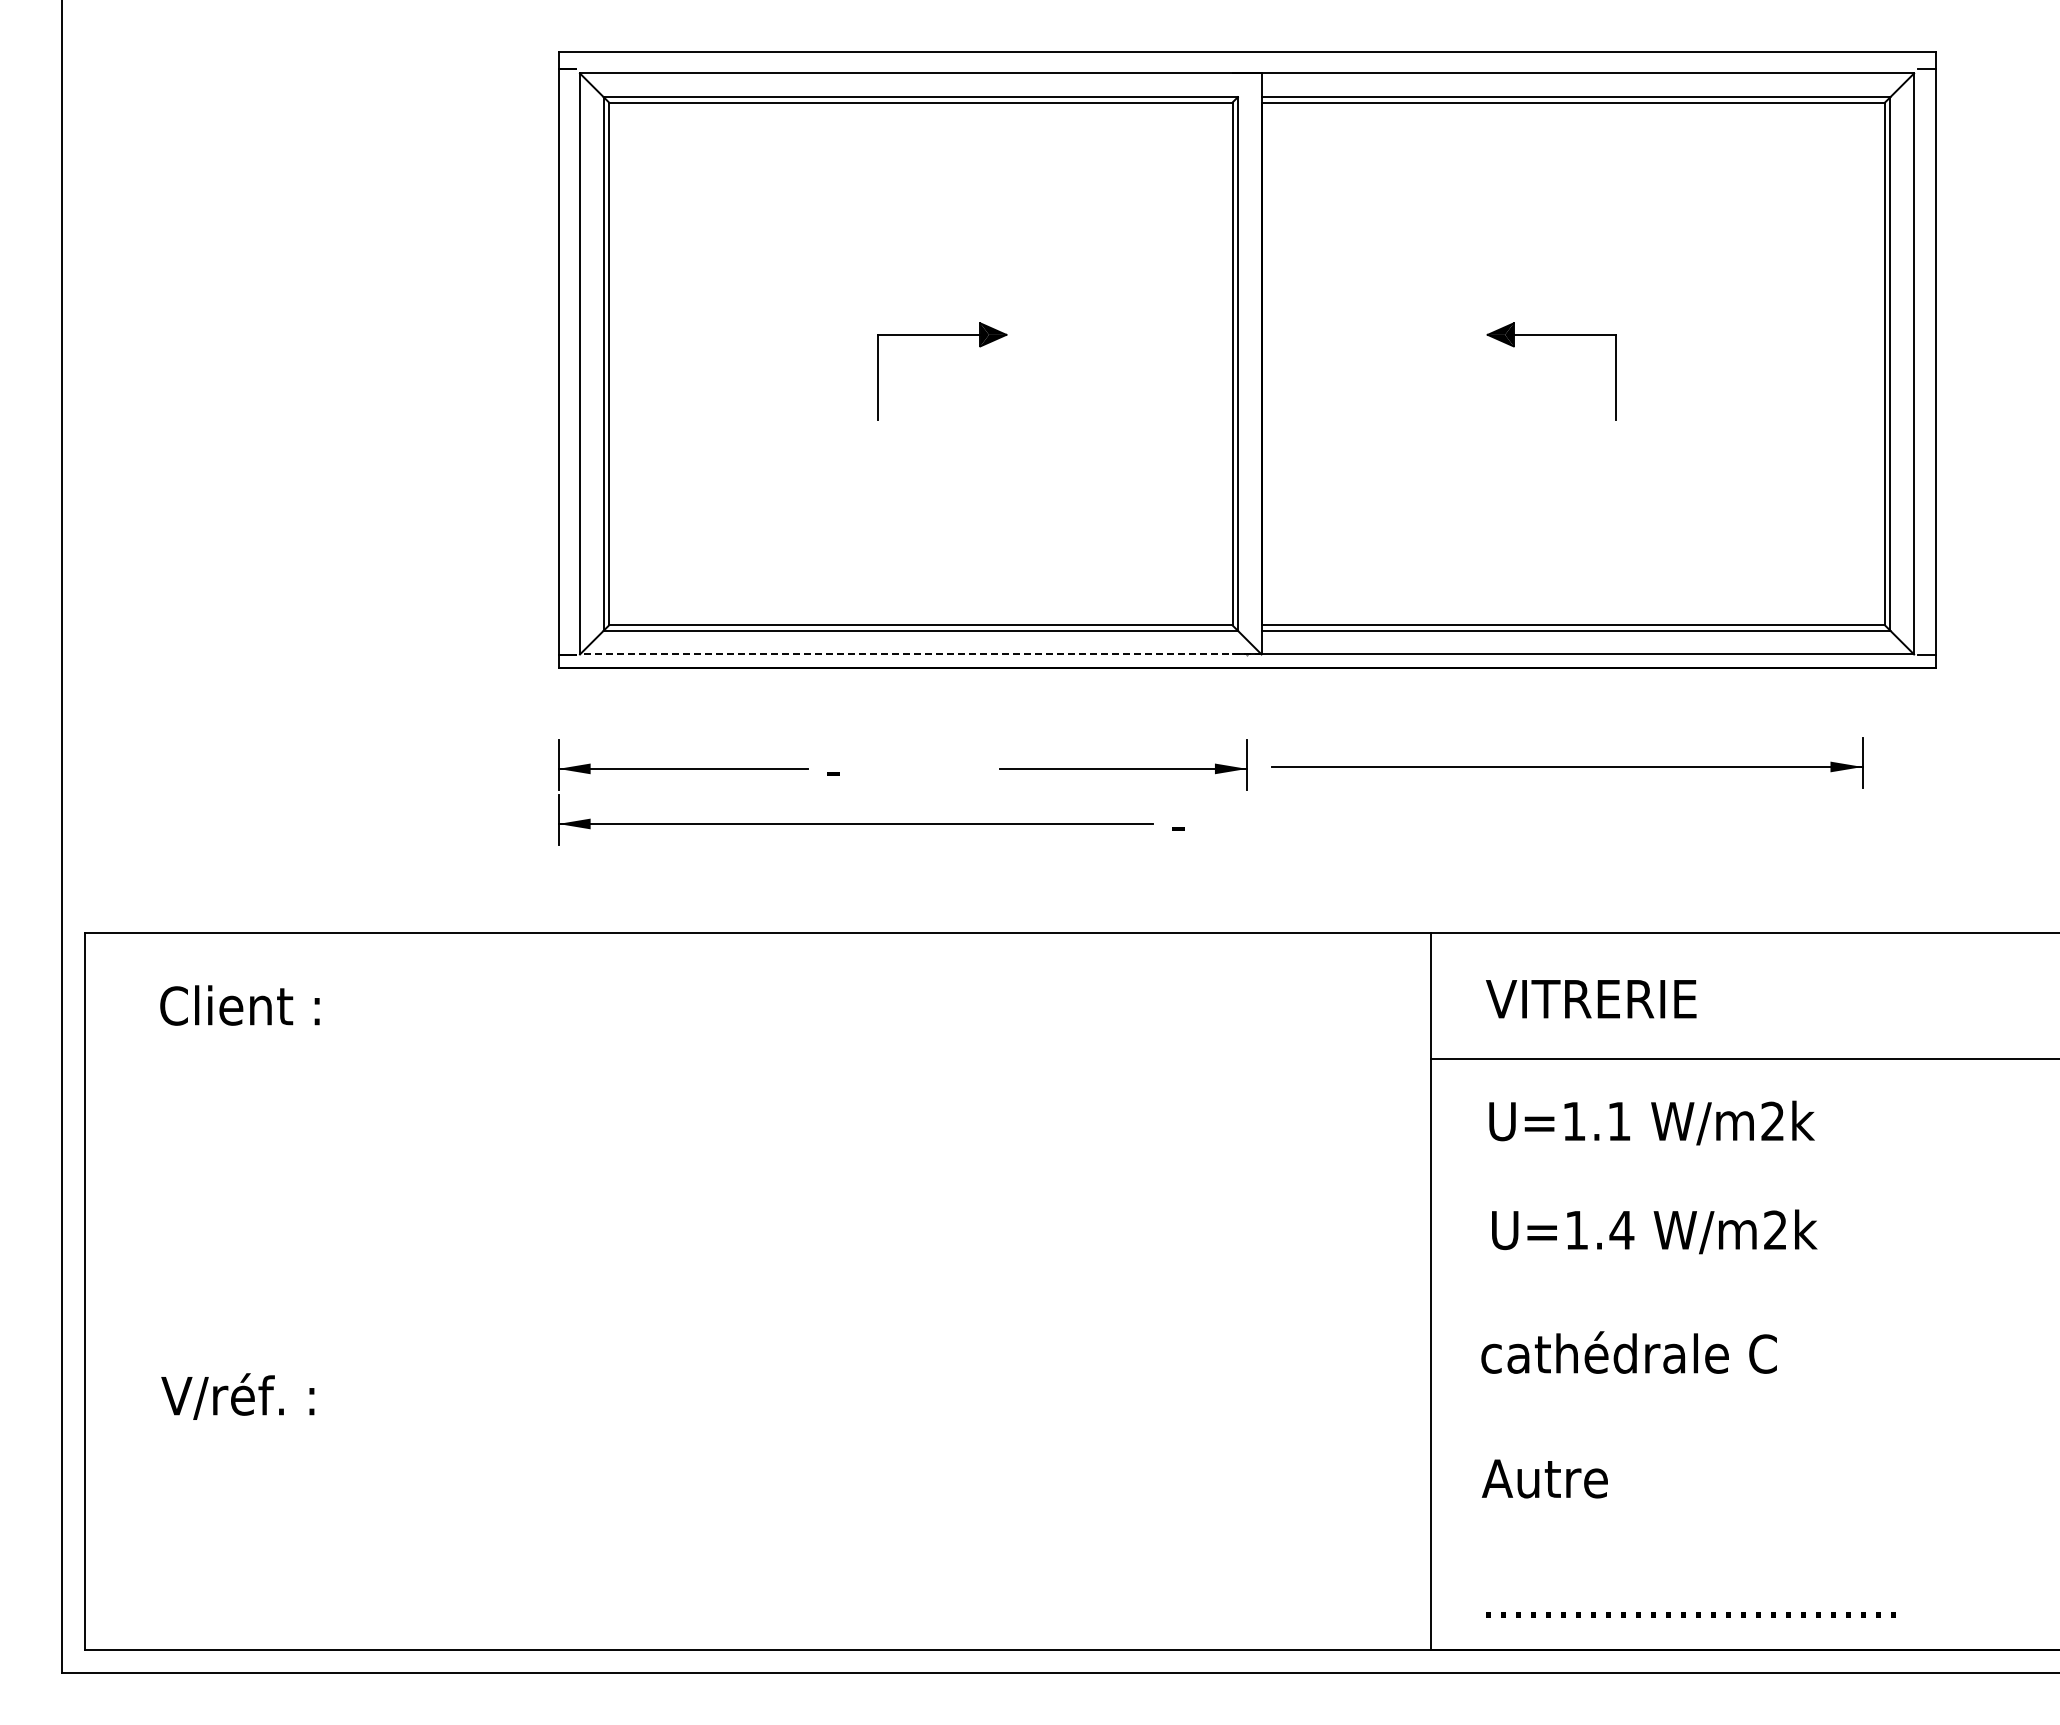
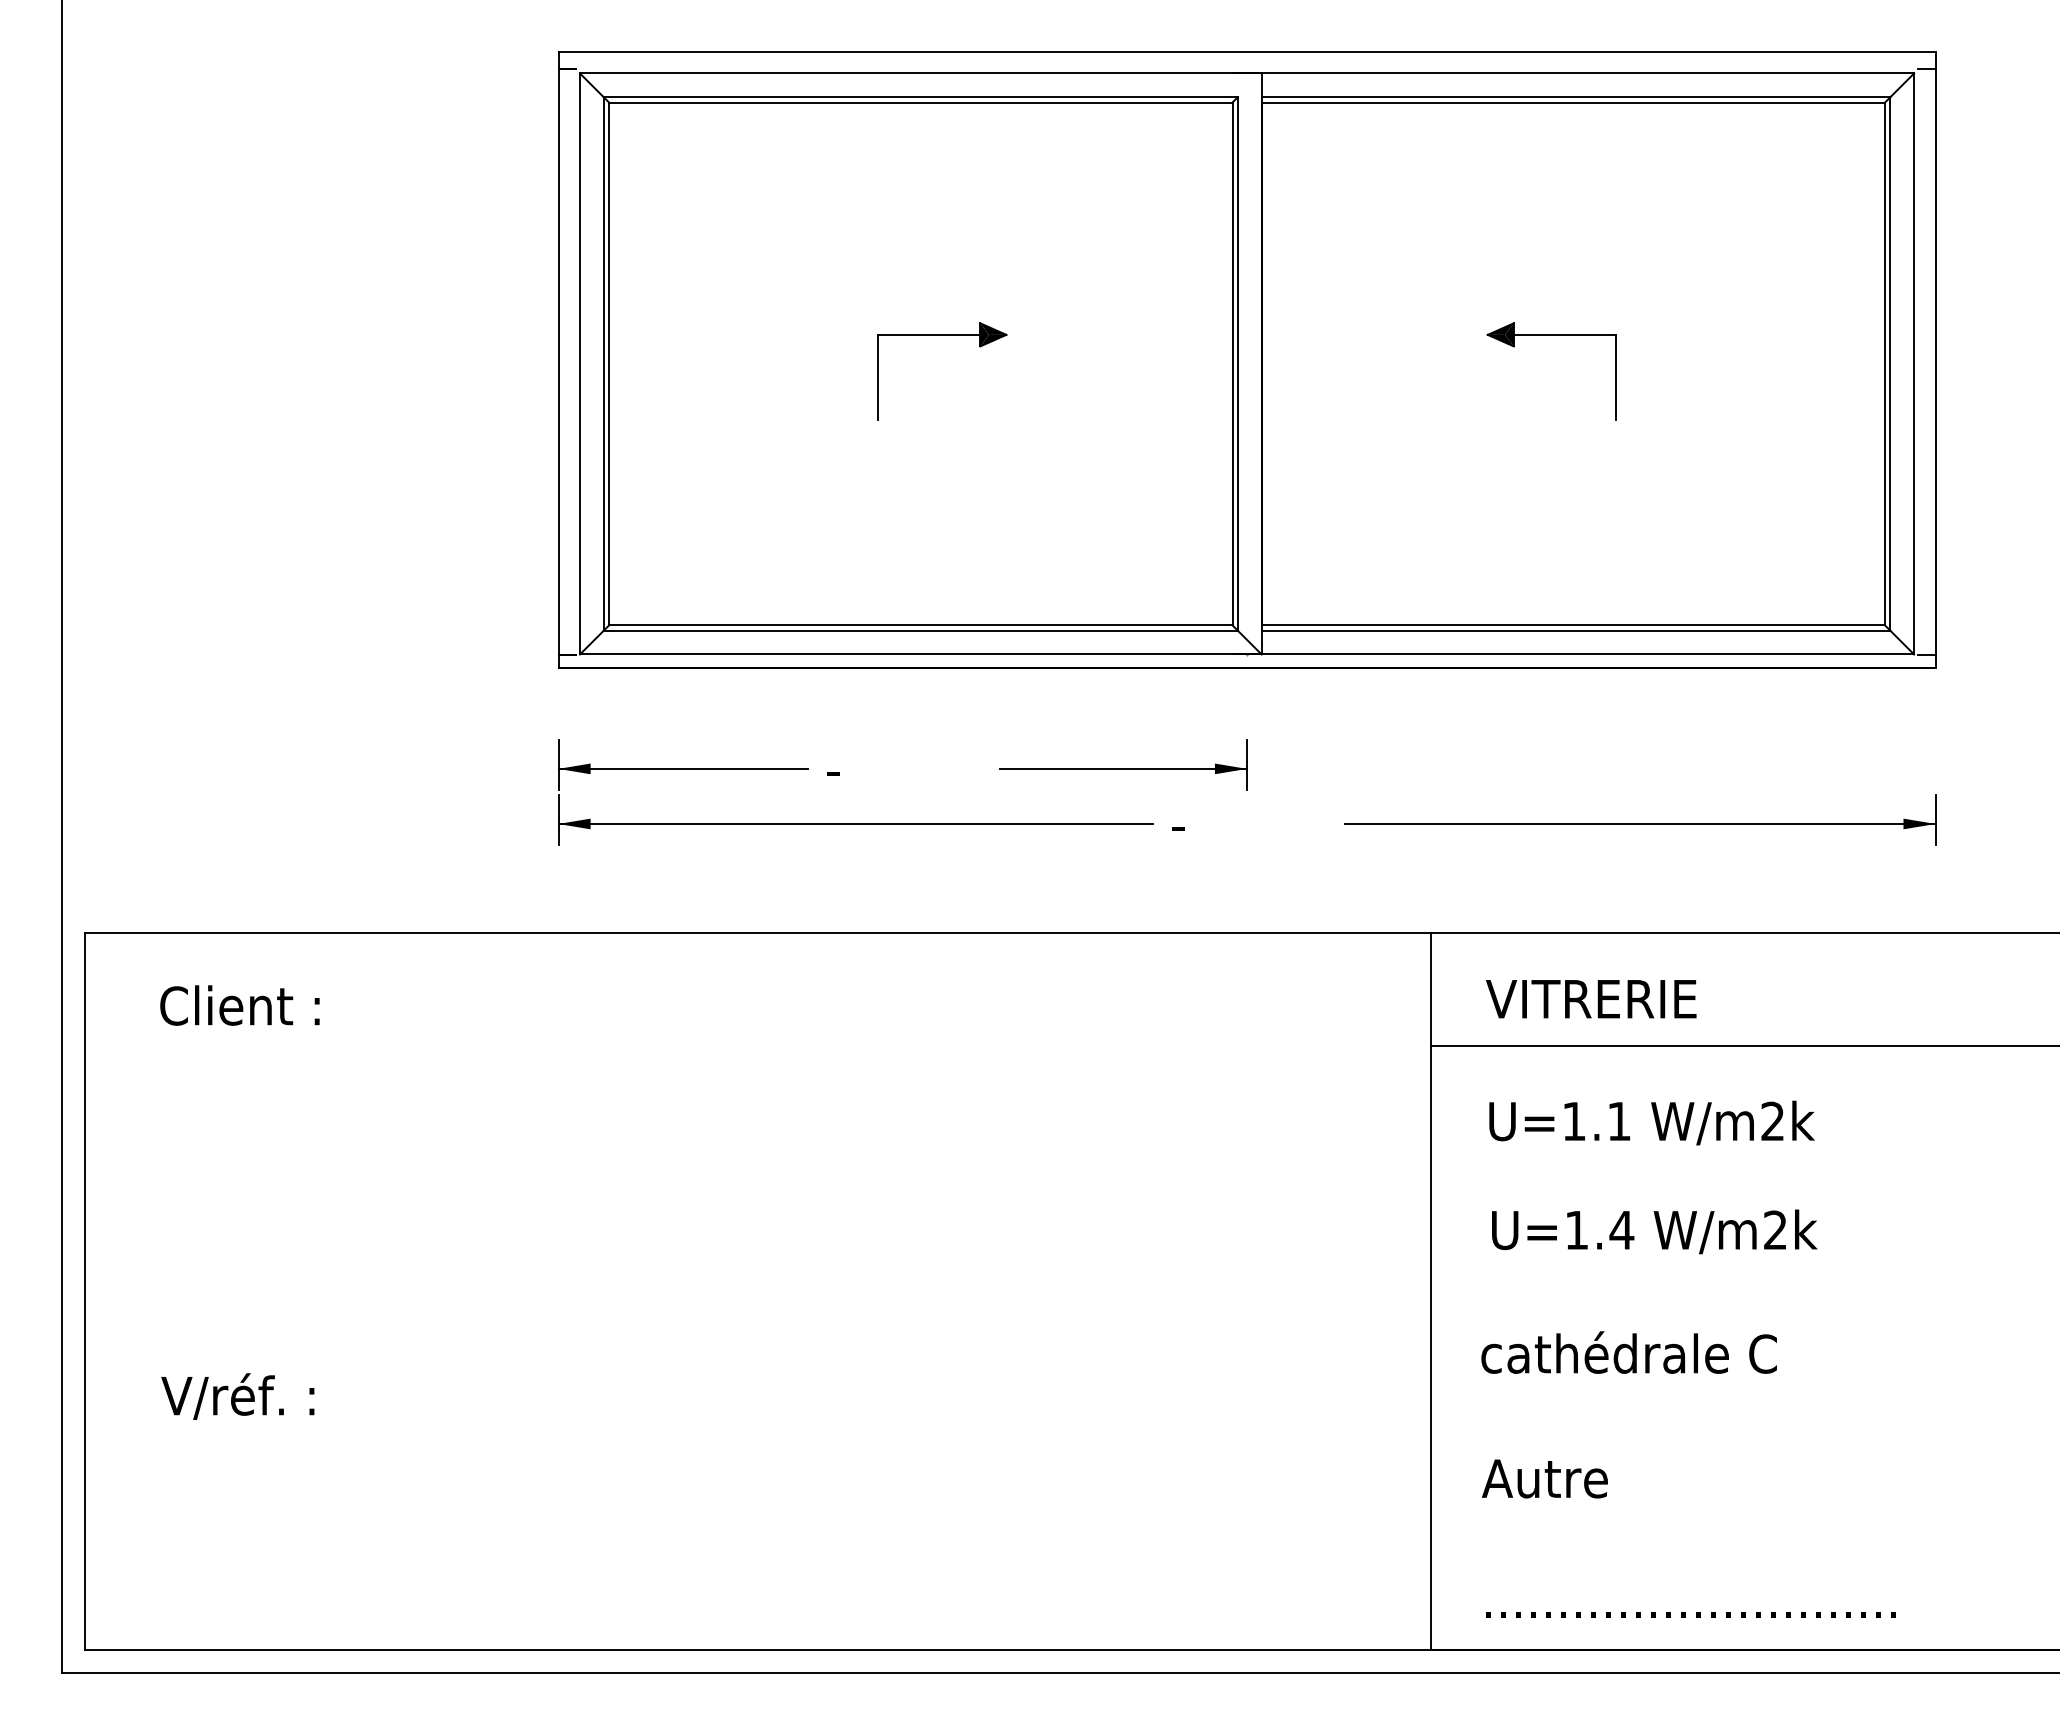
line: dashed -> solid (920, 654)
part position: (1567, 762) -> (1640, 819) (1640, 819)
line position: (1743, 1058) -> (1743, 1045) (1743, 1045)
